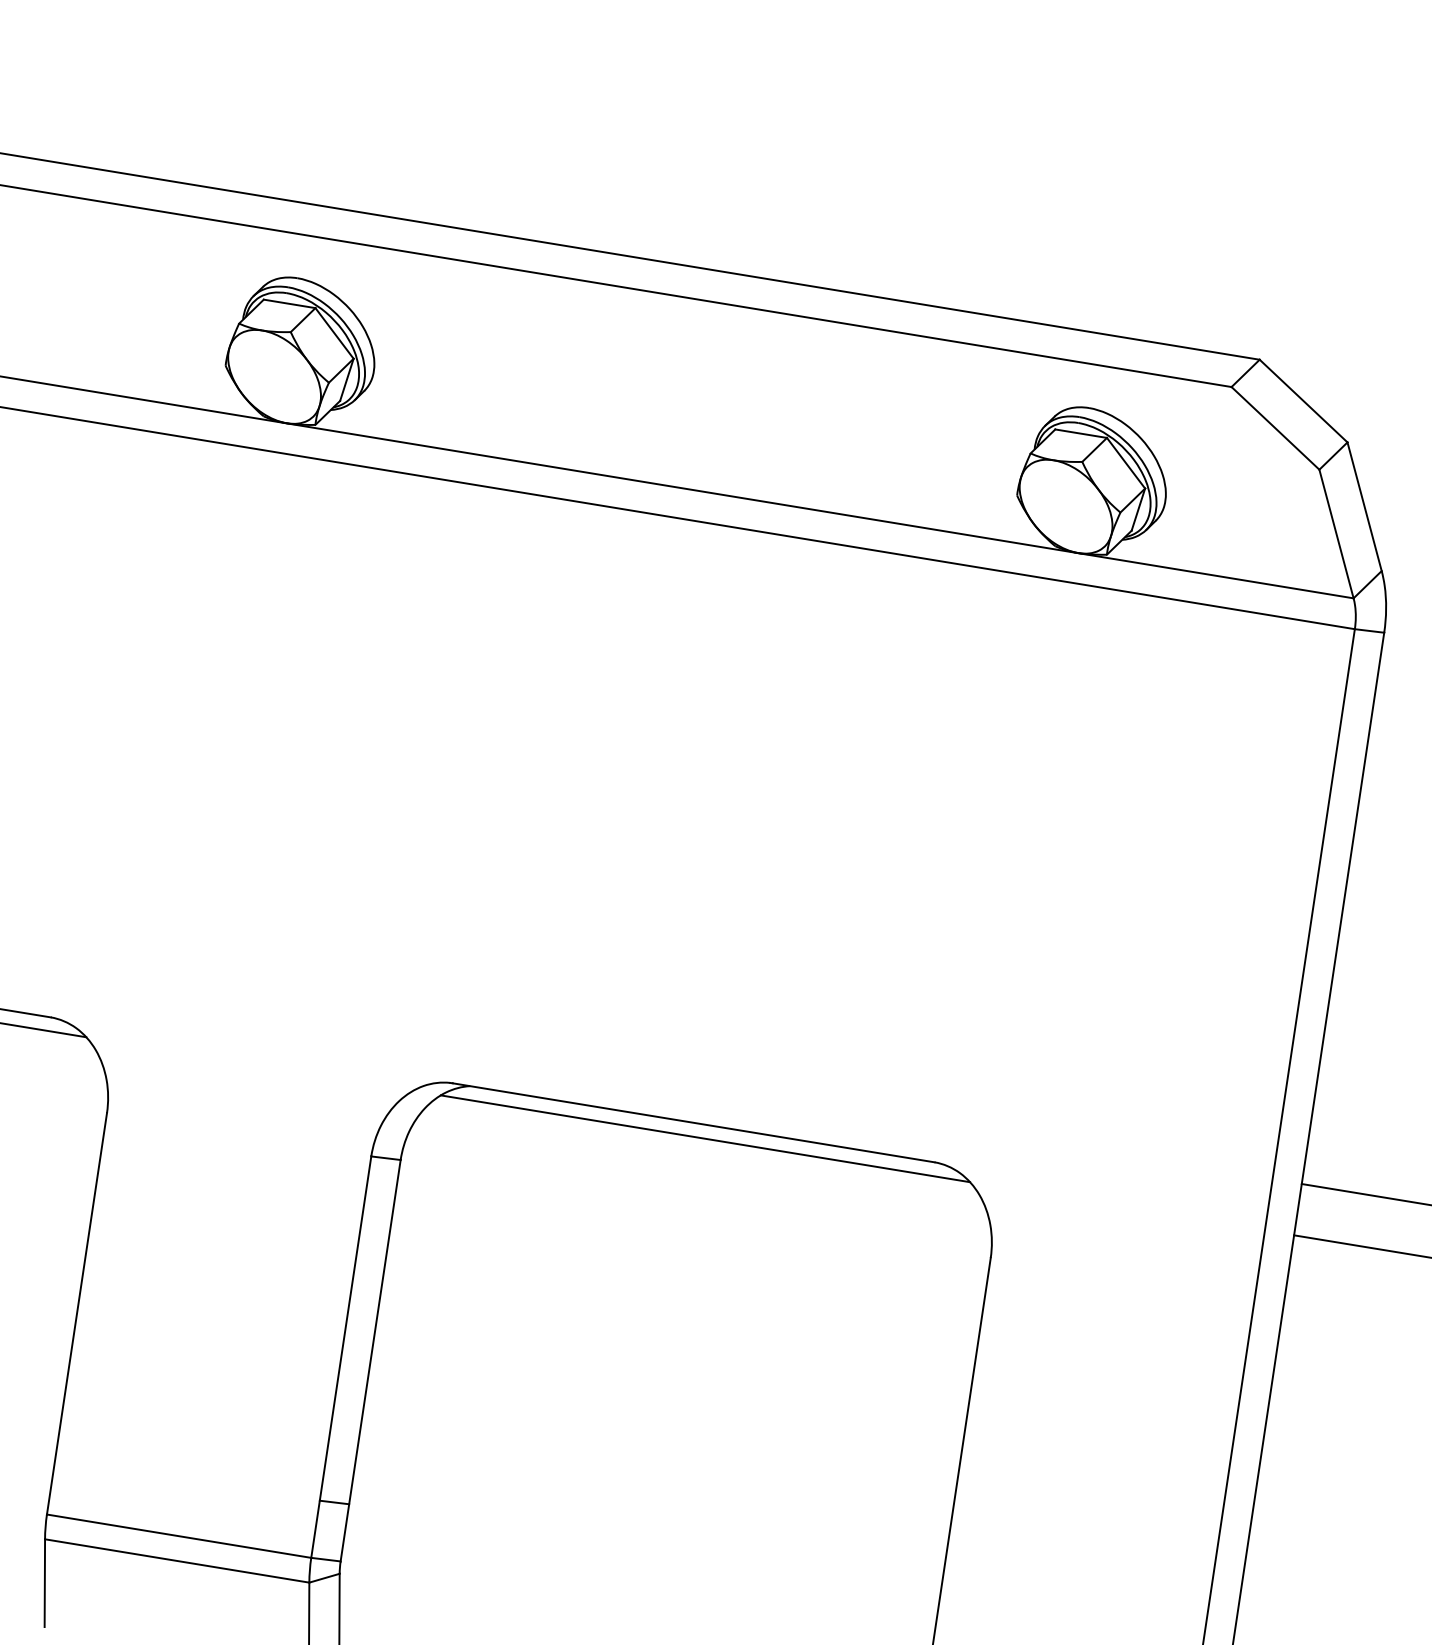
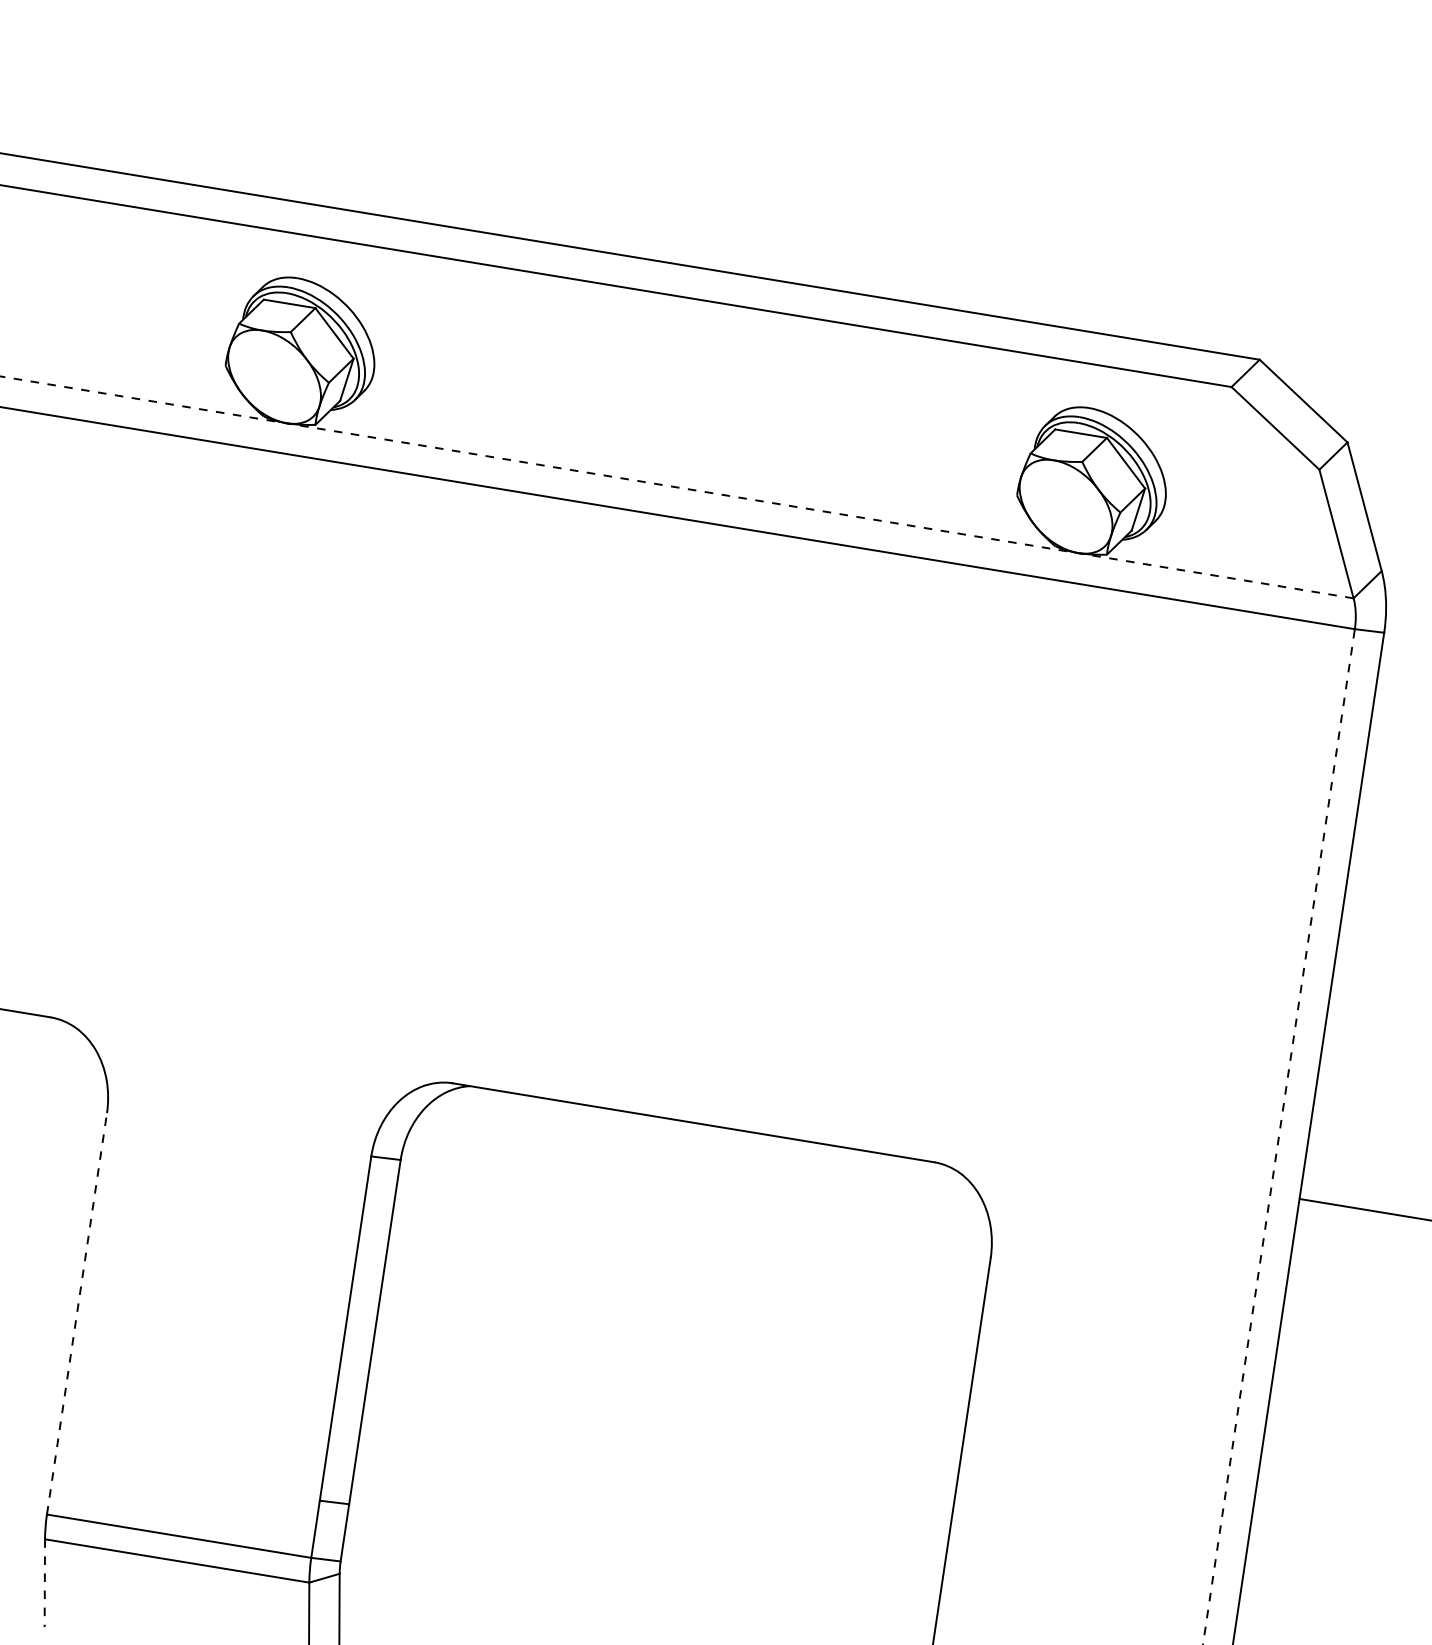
line: solid -> dashed (676, 487)
line: present -> none (44, 1030)
line: solid -> dashed (1279, 1136)
line: present -> none (705, 1138)
line position: (1364, 1194) -> (1363, 1209) (1363, 1209)
line: present -> none (1361, 1246)
line: solid -> dashed (77, 1313)
line: solid -> dashed (44, 1583)
